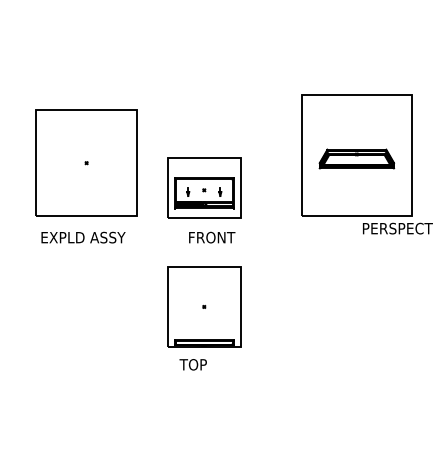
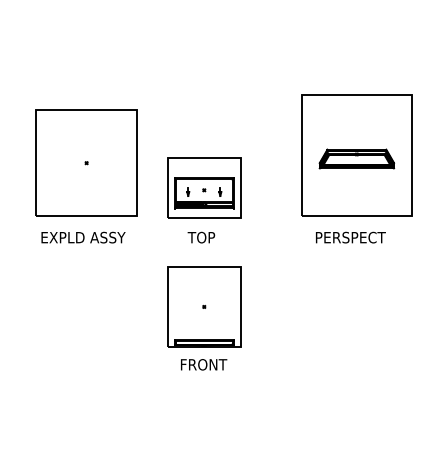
text position: (397, 228) -> (350, 237) (350, 237)
text: FRONT -> TOP (211, 237)
text: TOP -> FRONT (203, 364)
